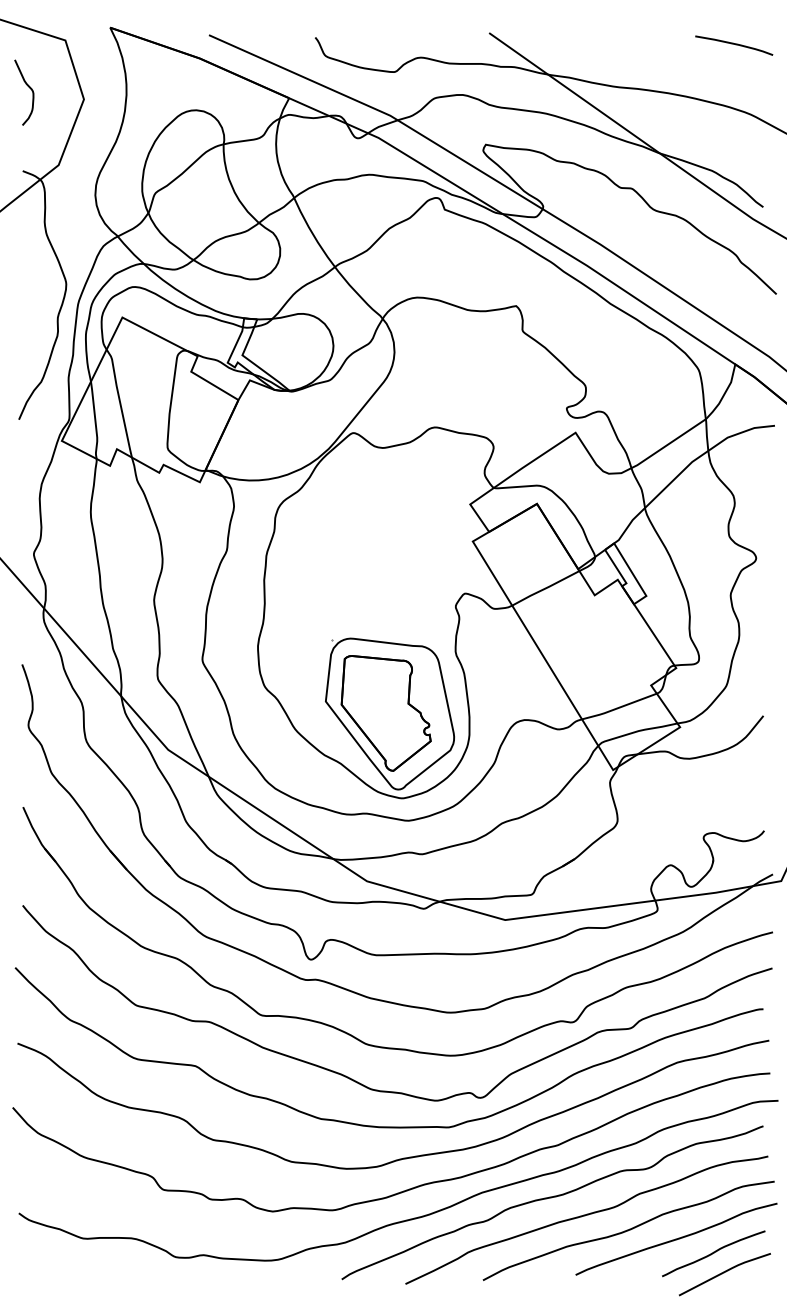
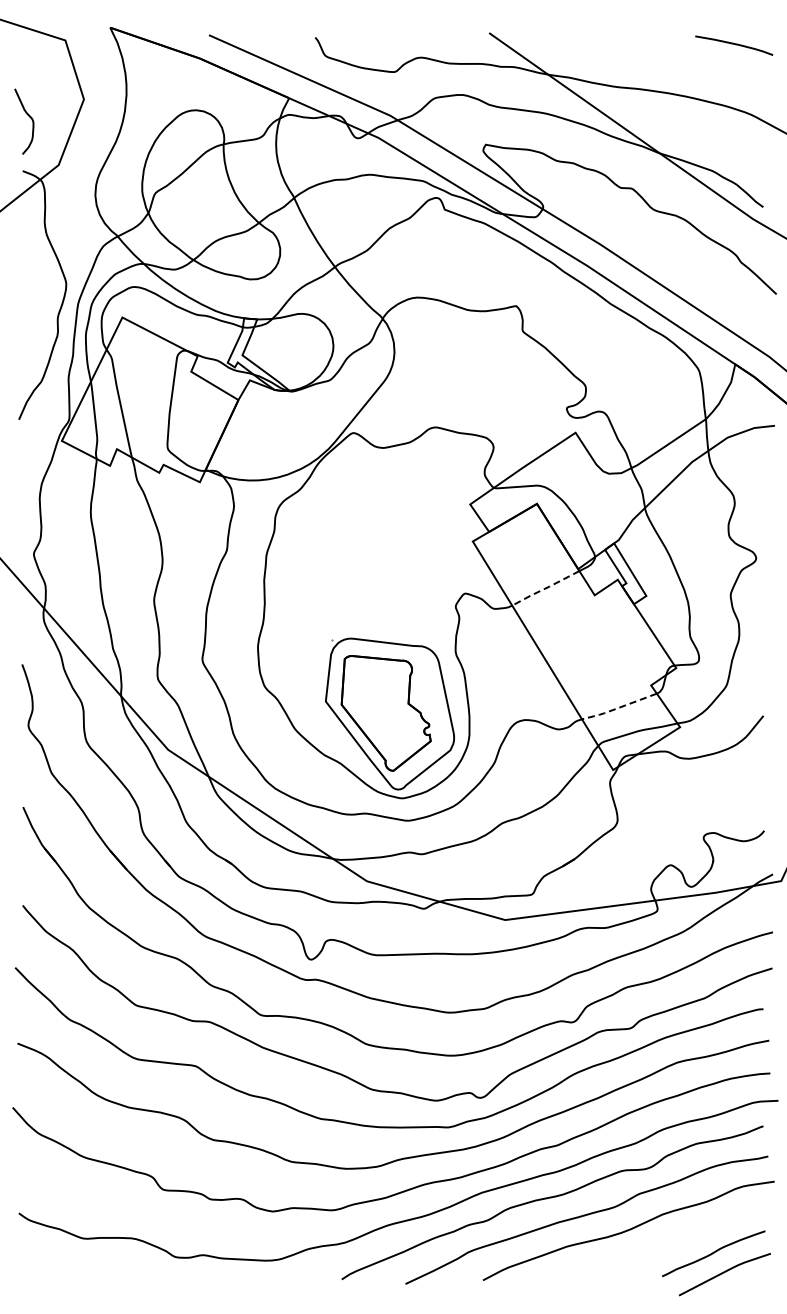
curve position: (28, 87) -> (28, 116) (28, 116)
line: solid -> dashed (545, 588)
line: solid -> dashed (618, 708)
curve: present -> none (676, 1238)
